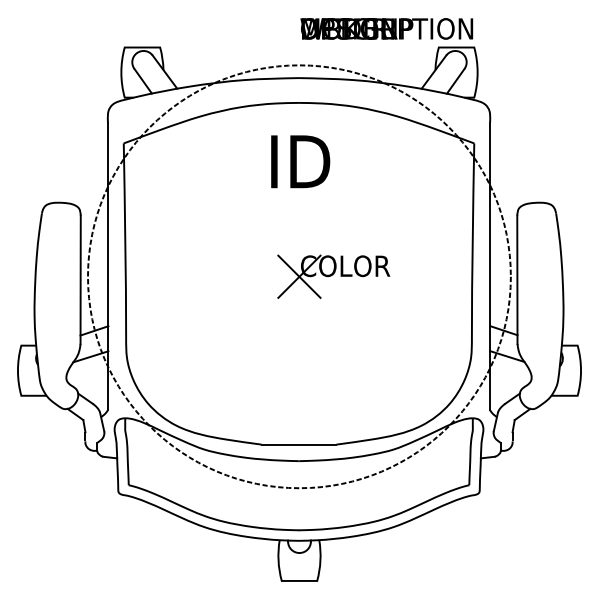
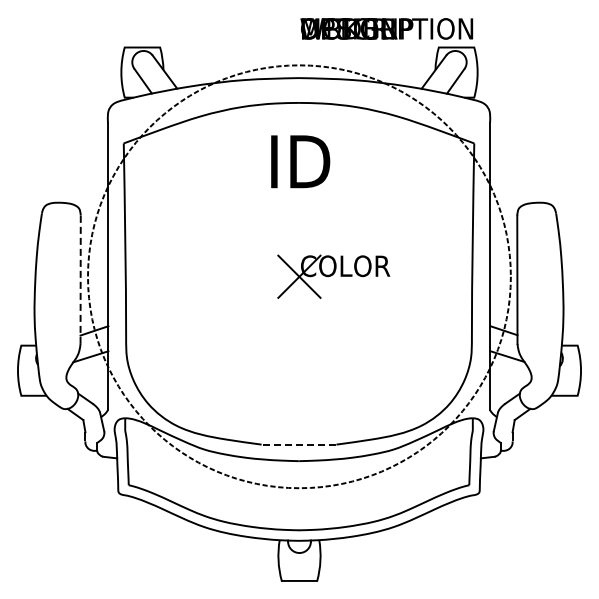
line: solid -> dashed (80, 279)
line: solid -> dashed (298, 444)
